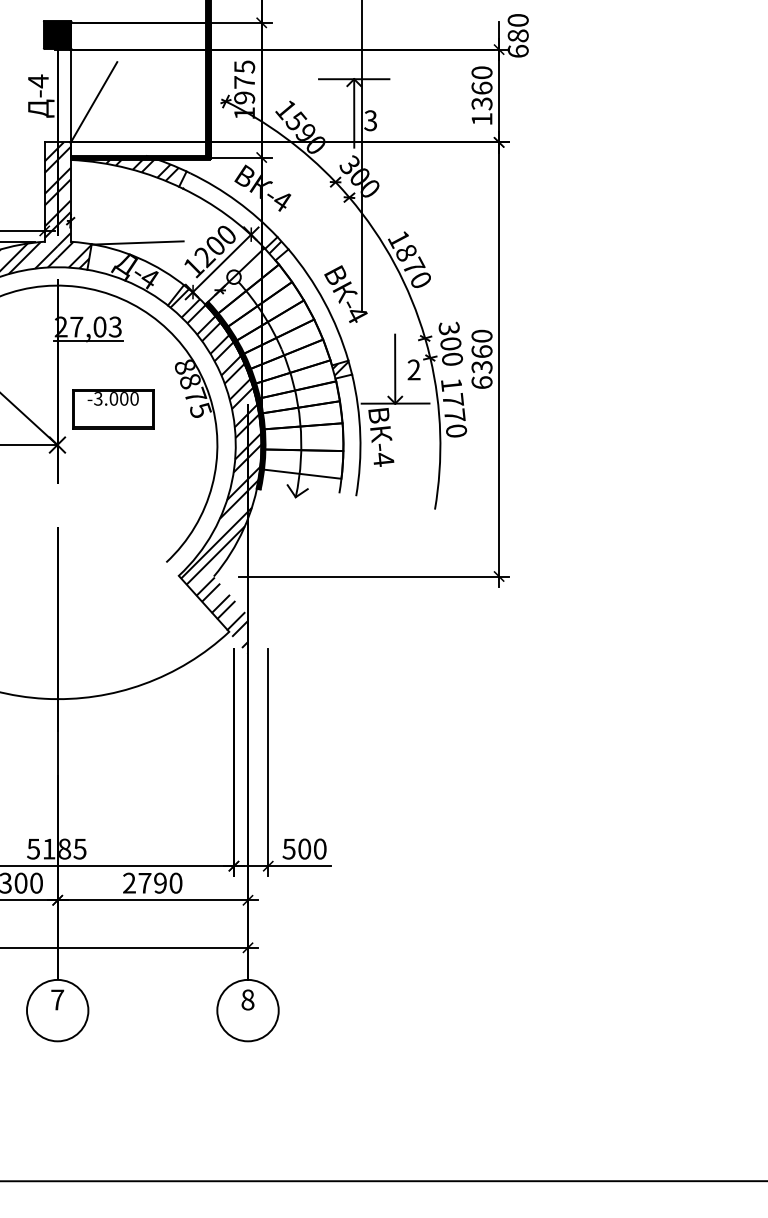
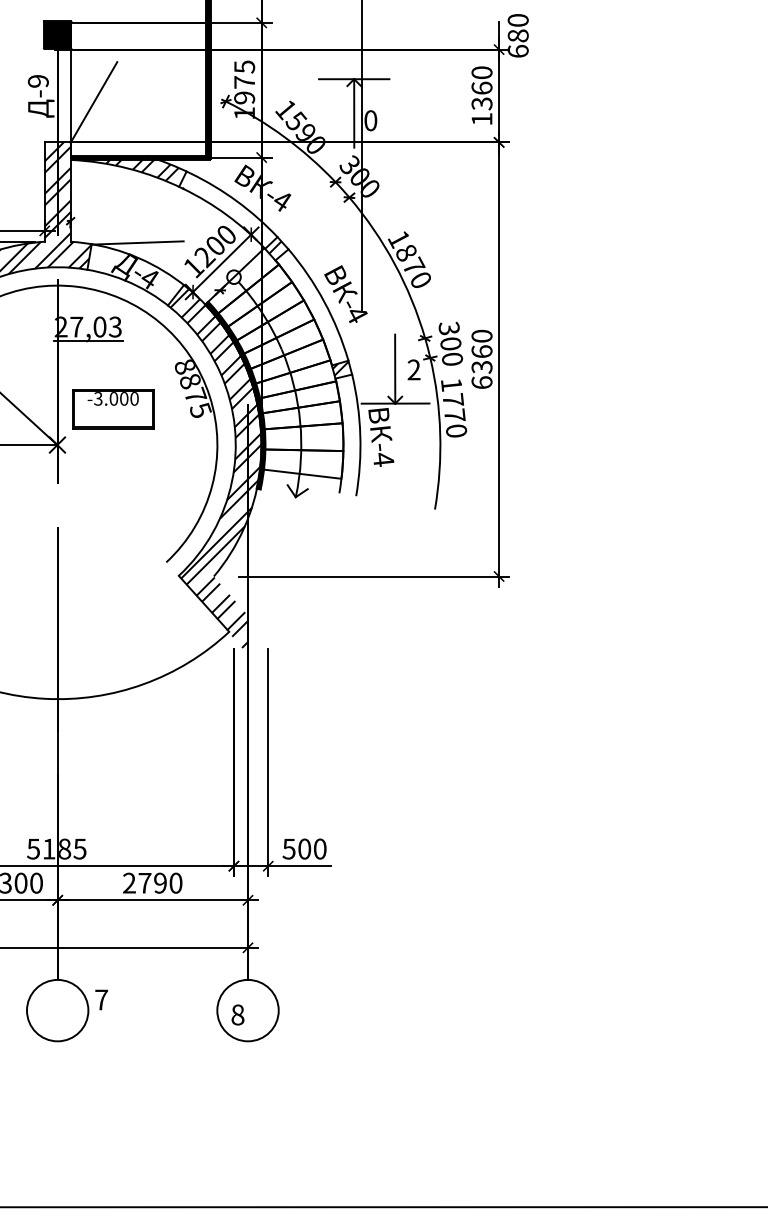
text: -4 -> -9 (37, 81)
text: 3 -> 0 (370, 120)
text position: (57, 999) -> (101, 999) (101, 999)
text position: (247, 999) -> (237, 1014) (237, 1014)
line position: (383, 1181) -> (383, 1207) (383, 1207)
